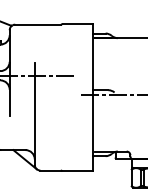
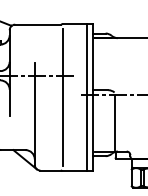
line: none -> present (62, 97)
line: none -> present (87, 97)
line: none -> present (115, 122)
